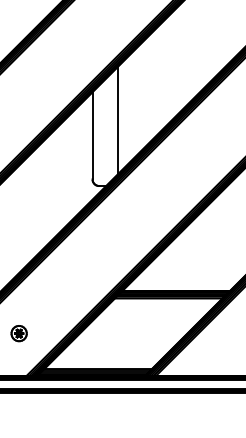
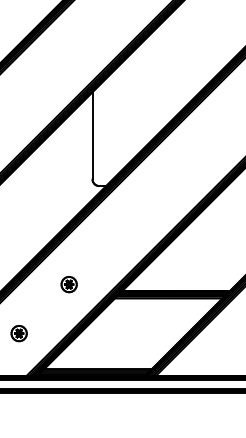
line: present -> none (118, 120)
part: none -> present (68, 284)
